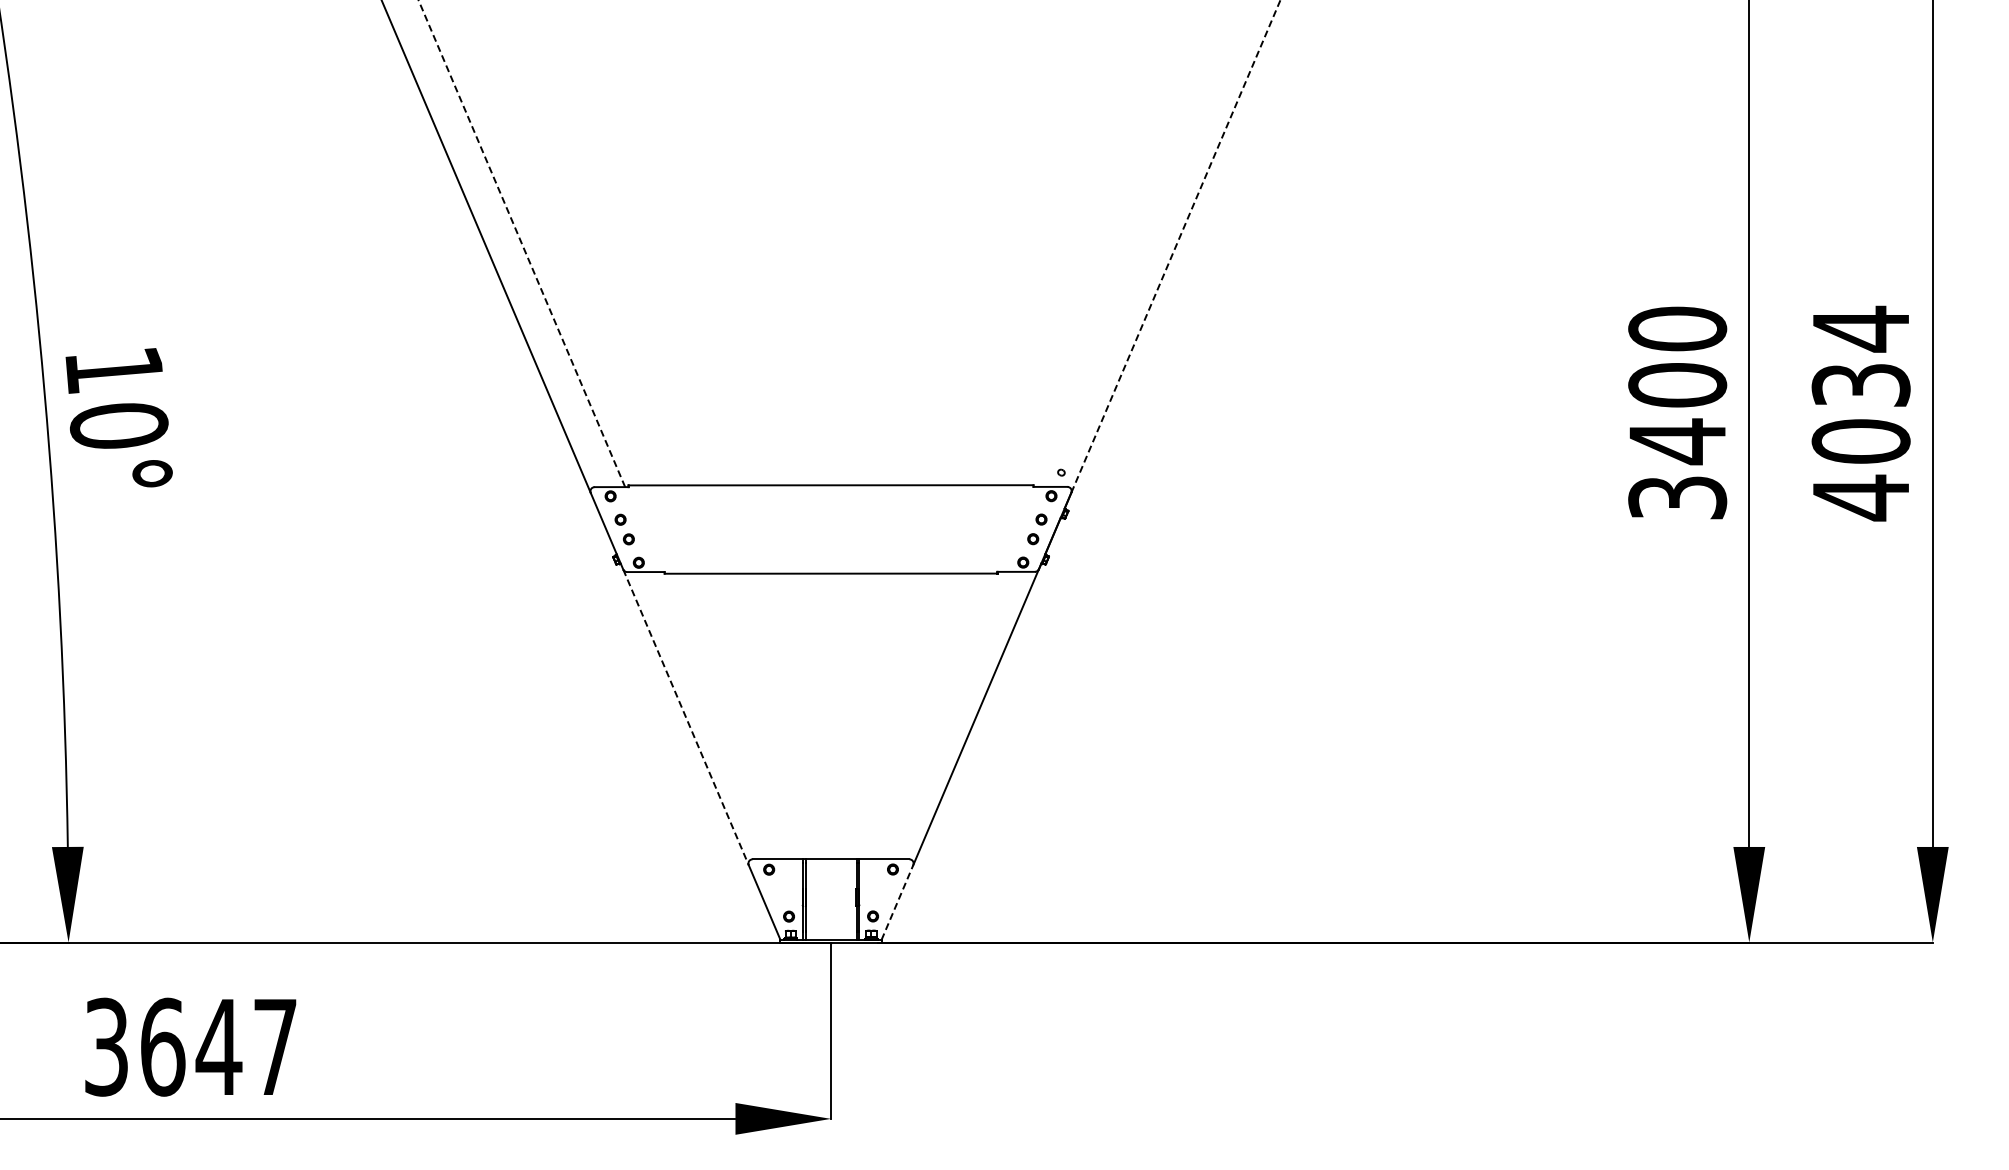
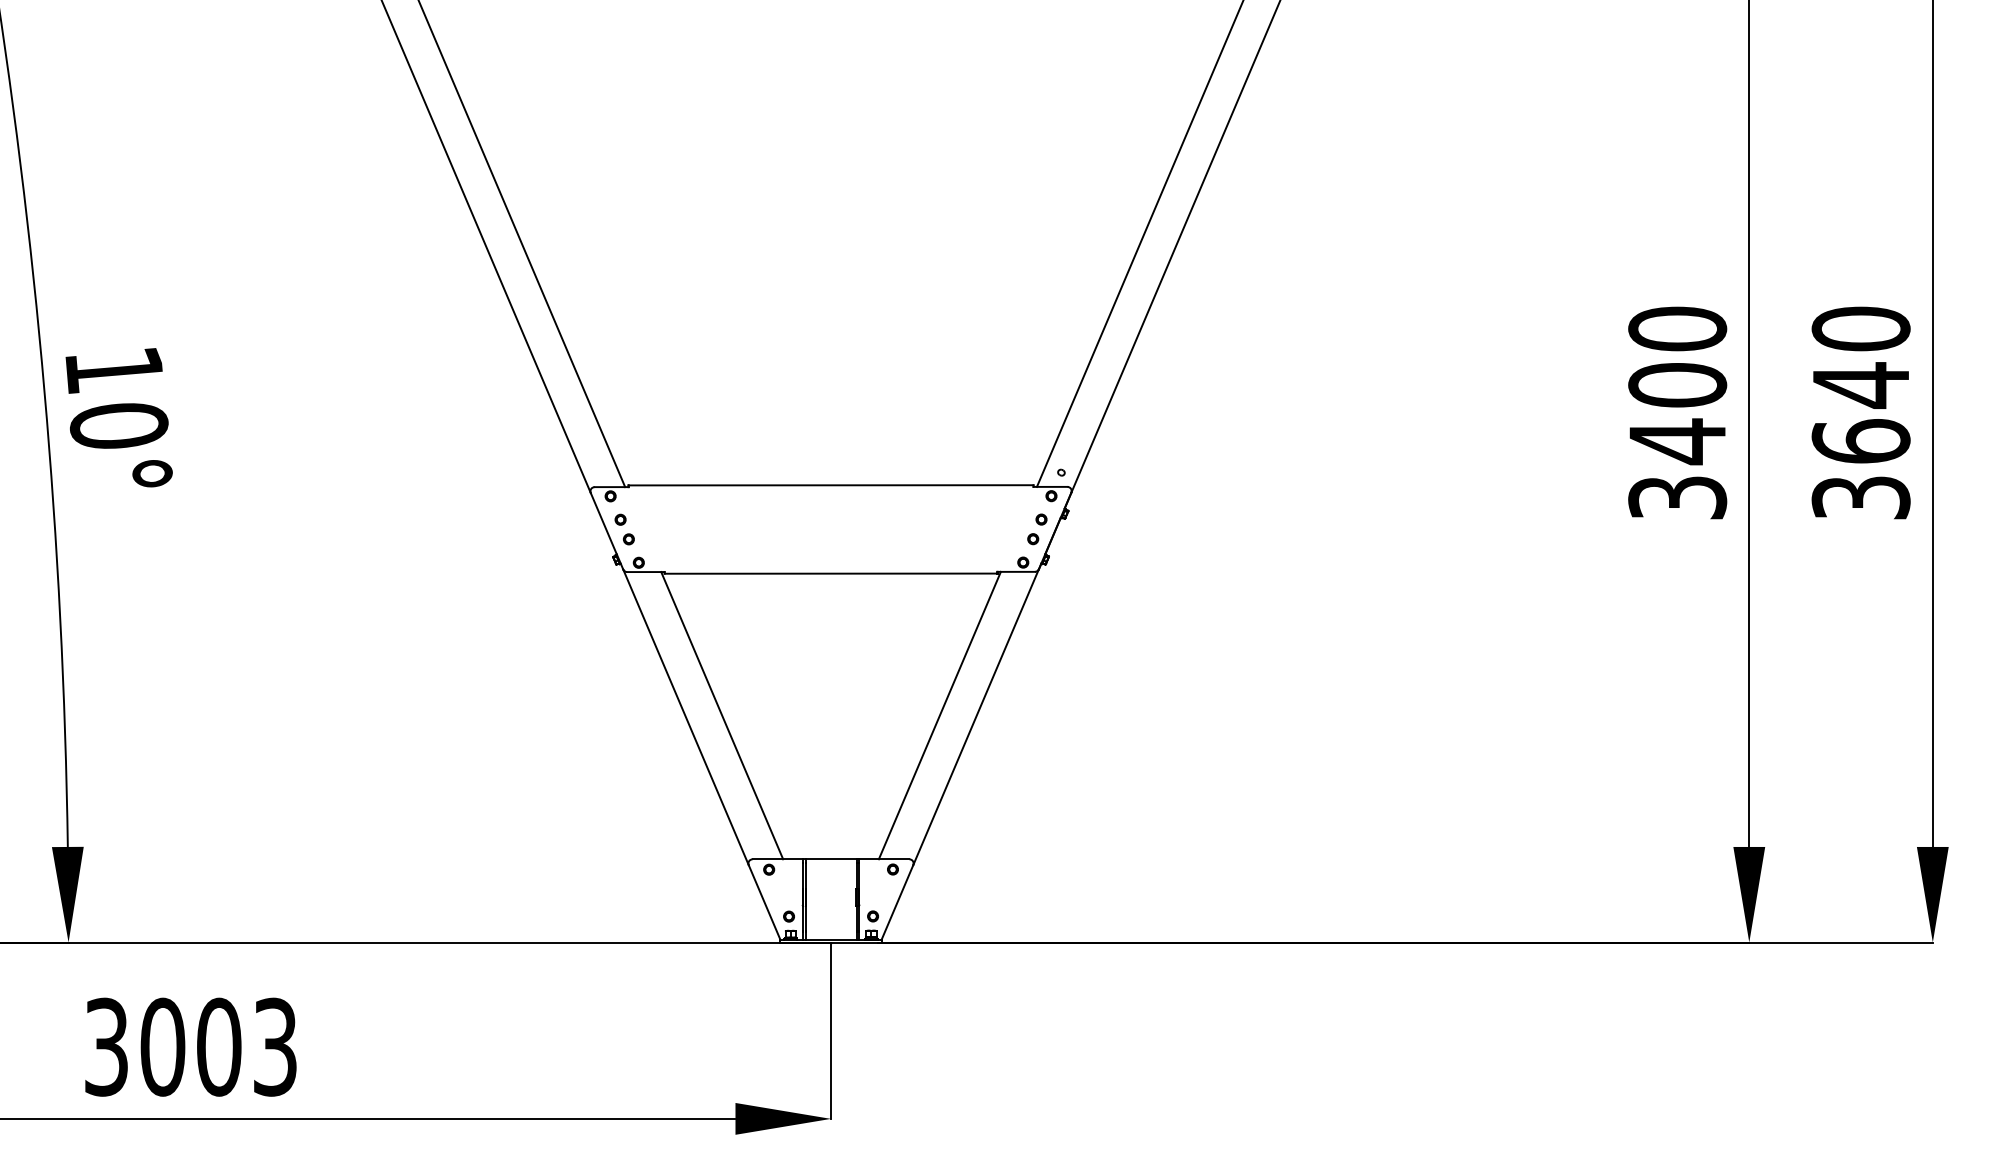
line: dashed -> solid (521, 243)
line: none -> present (1139, 244)
line: dashed -> solid (1176, 246)
text: 4034 -> 3640 (1860, 413)
line: none -> present (722, 715)
line: none -> present (939, 715)
line: dashed -> solid (686, 717)
line: dashed -> solid (897, 902)
text: 3647 -> 3003 (218, 1046)
